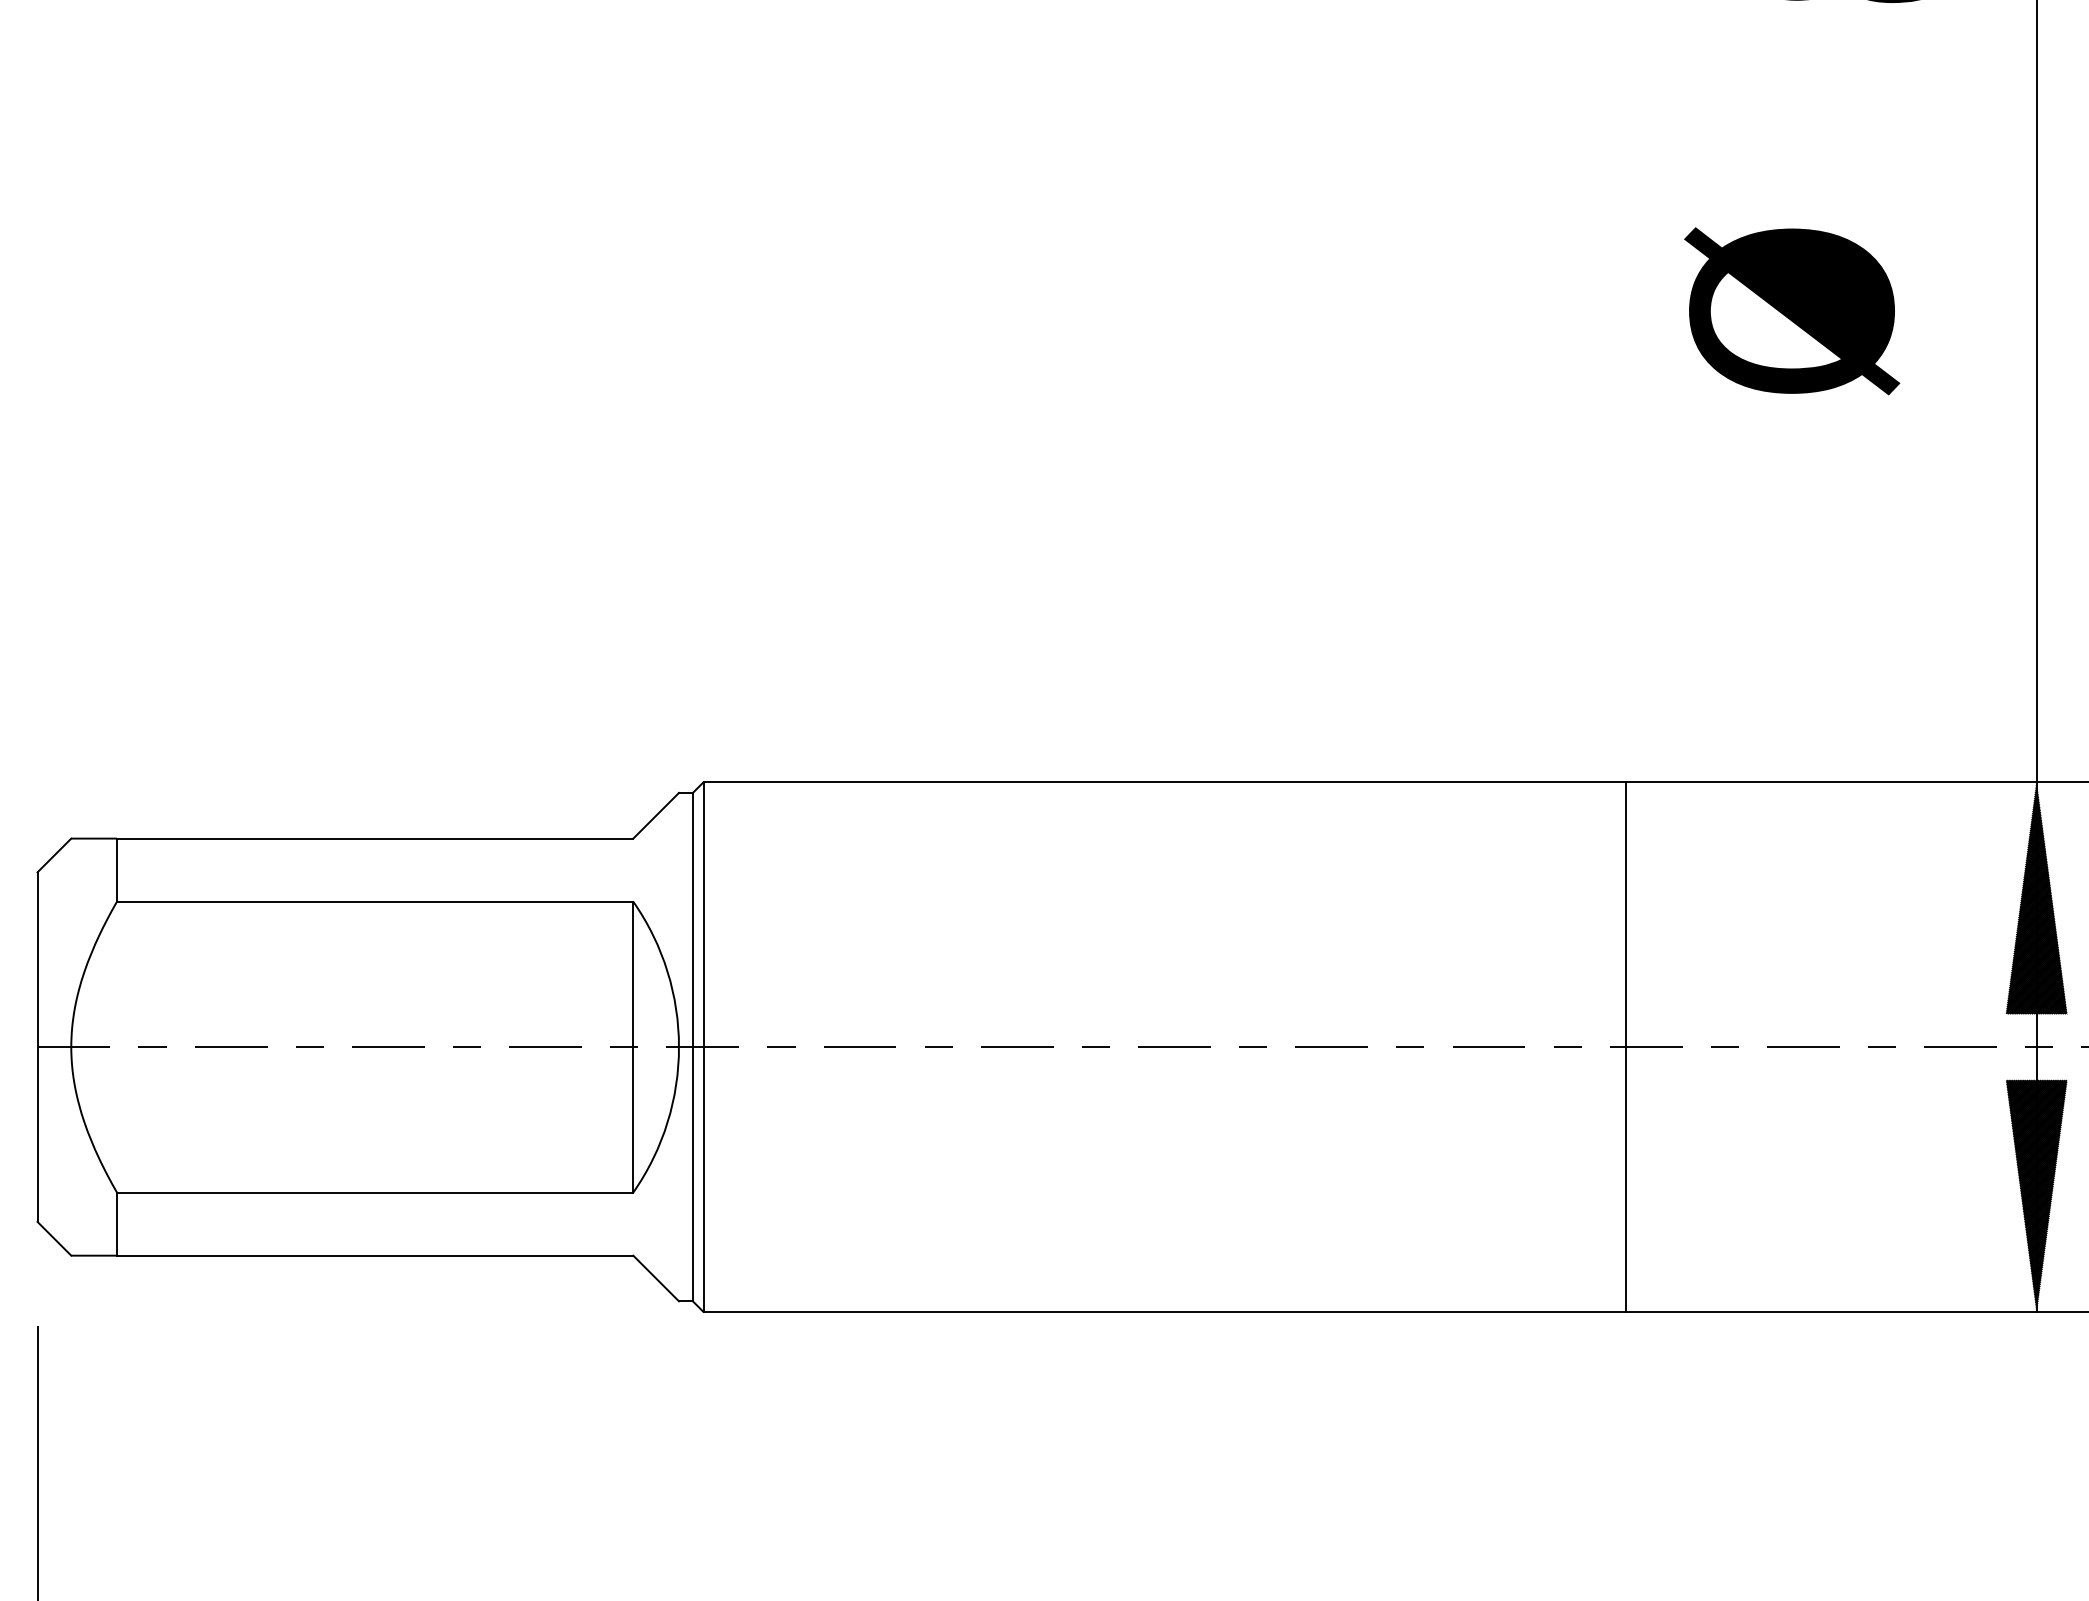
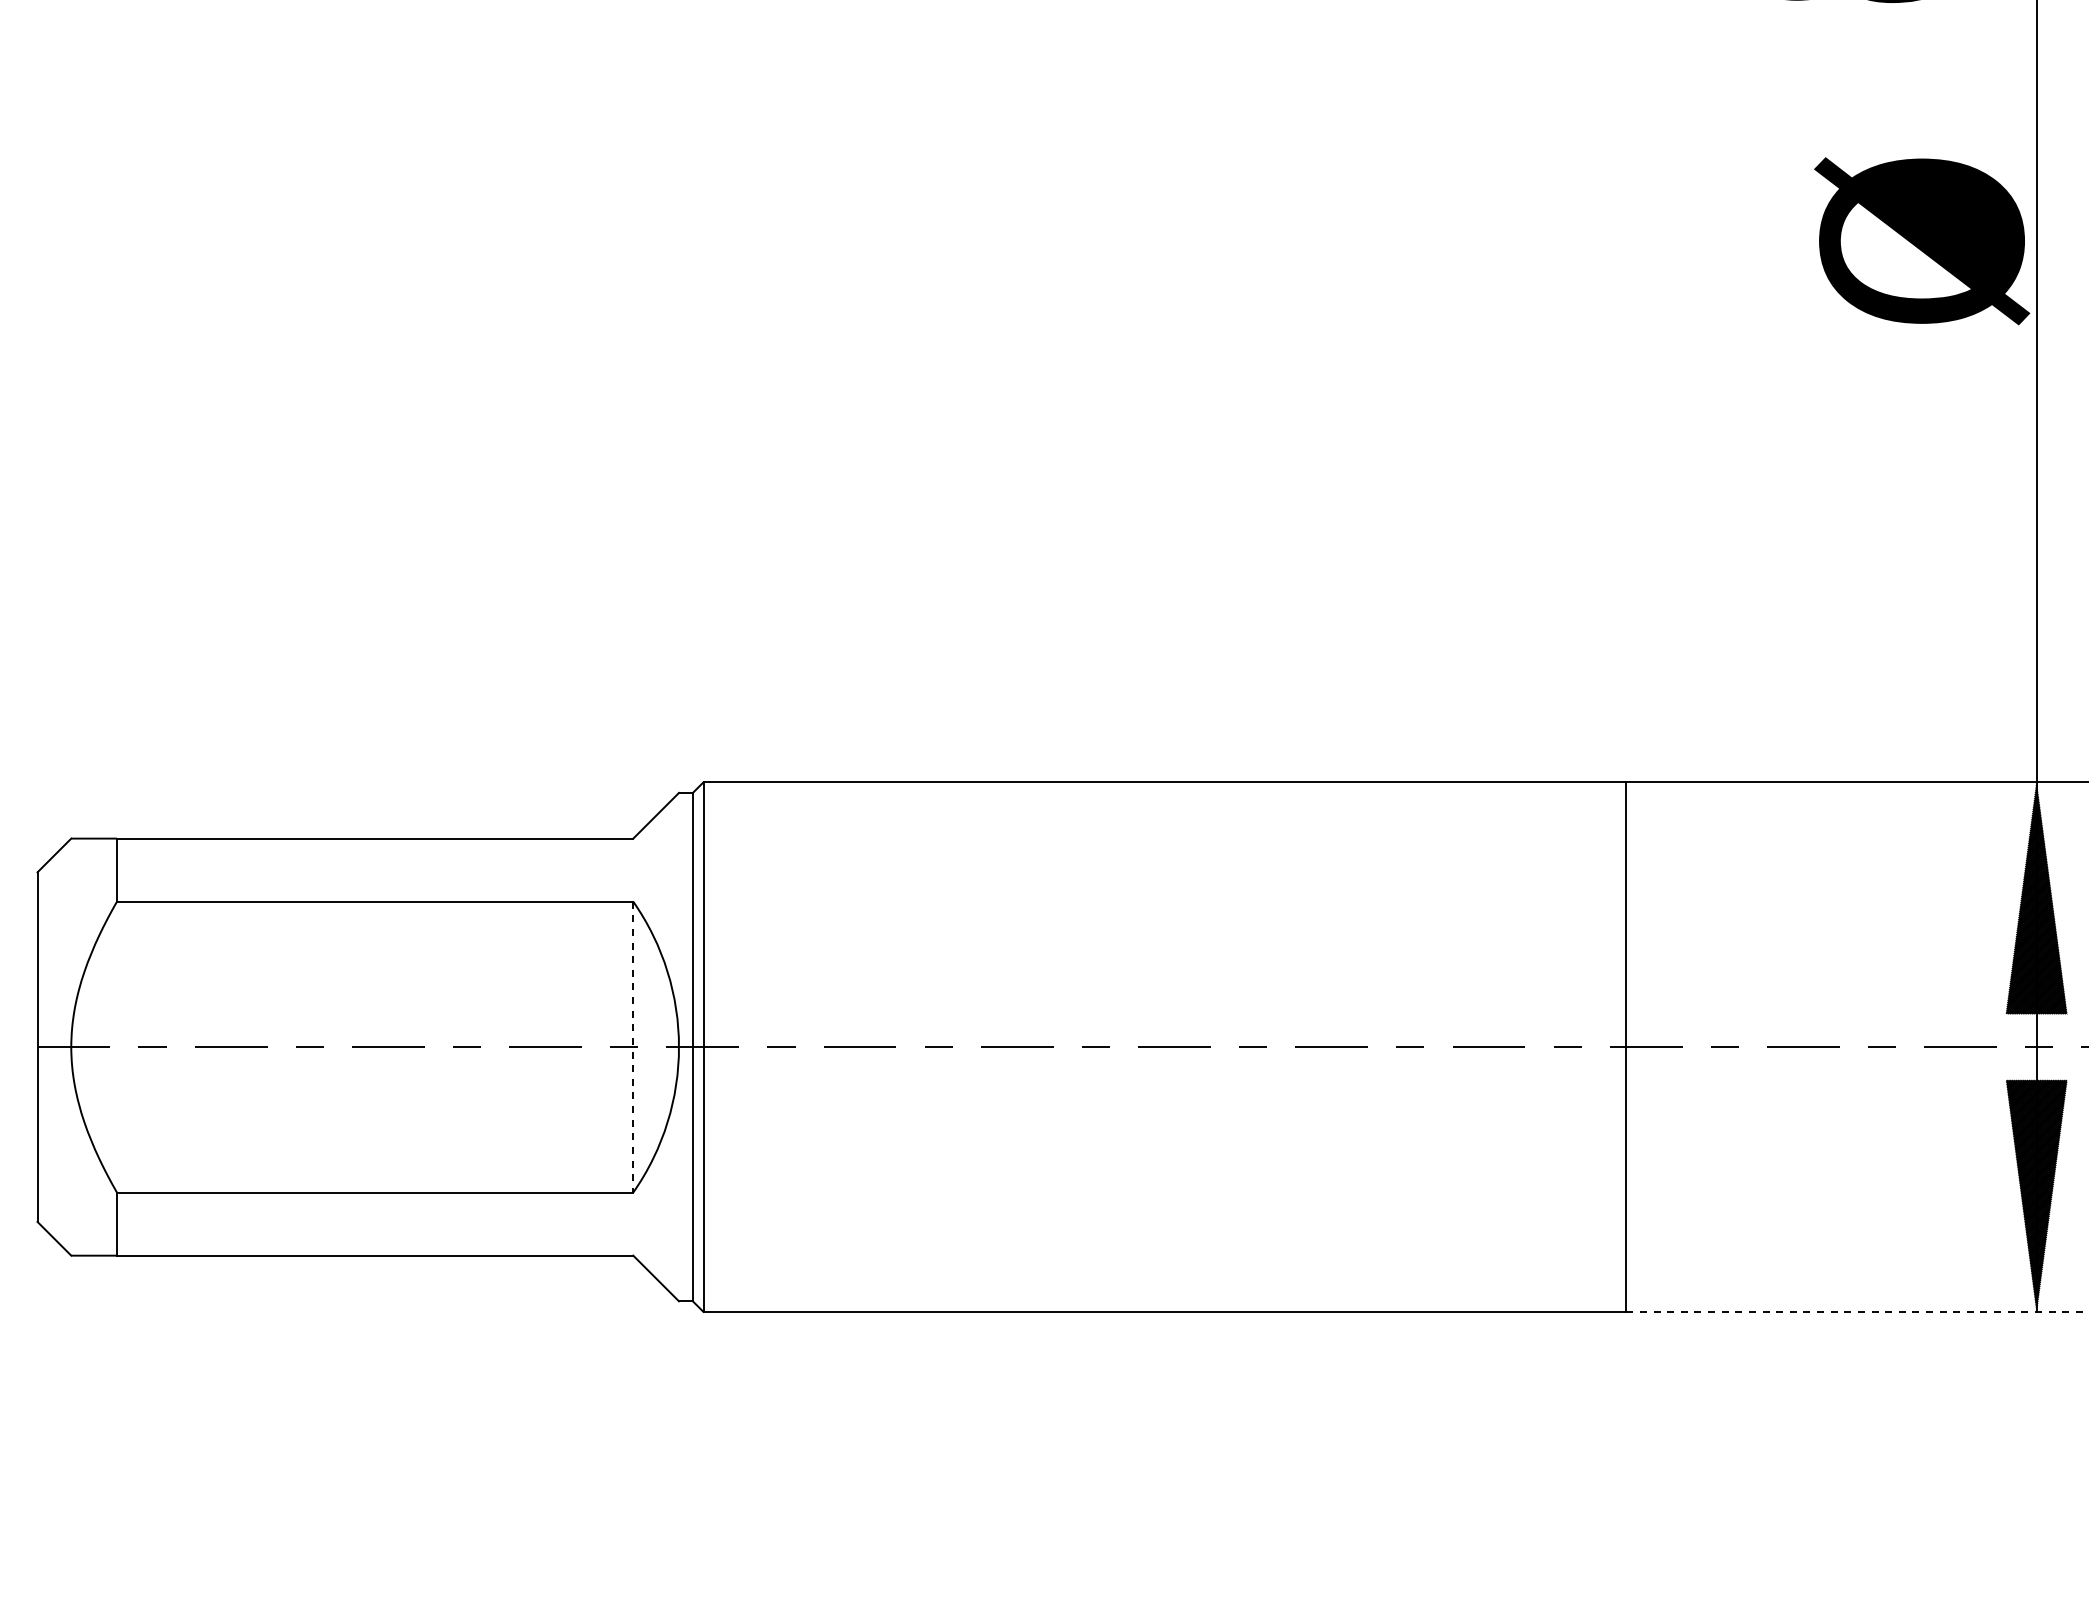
text position: (1792, 311) -> (1922, 241) (1922, 241)
line: solid -> dashed (633, 1047)
line: solid -> dashed (1858, 1311)
line: present -> none (37, 1461)
